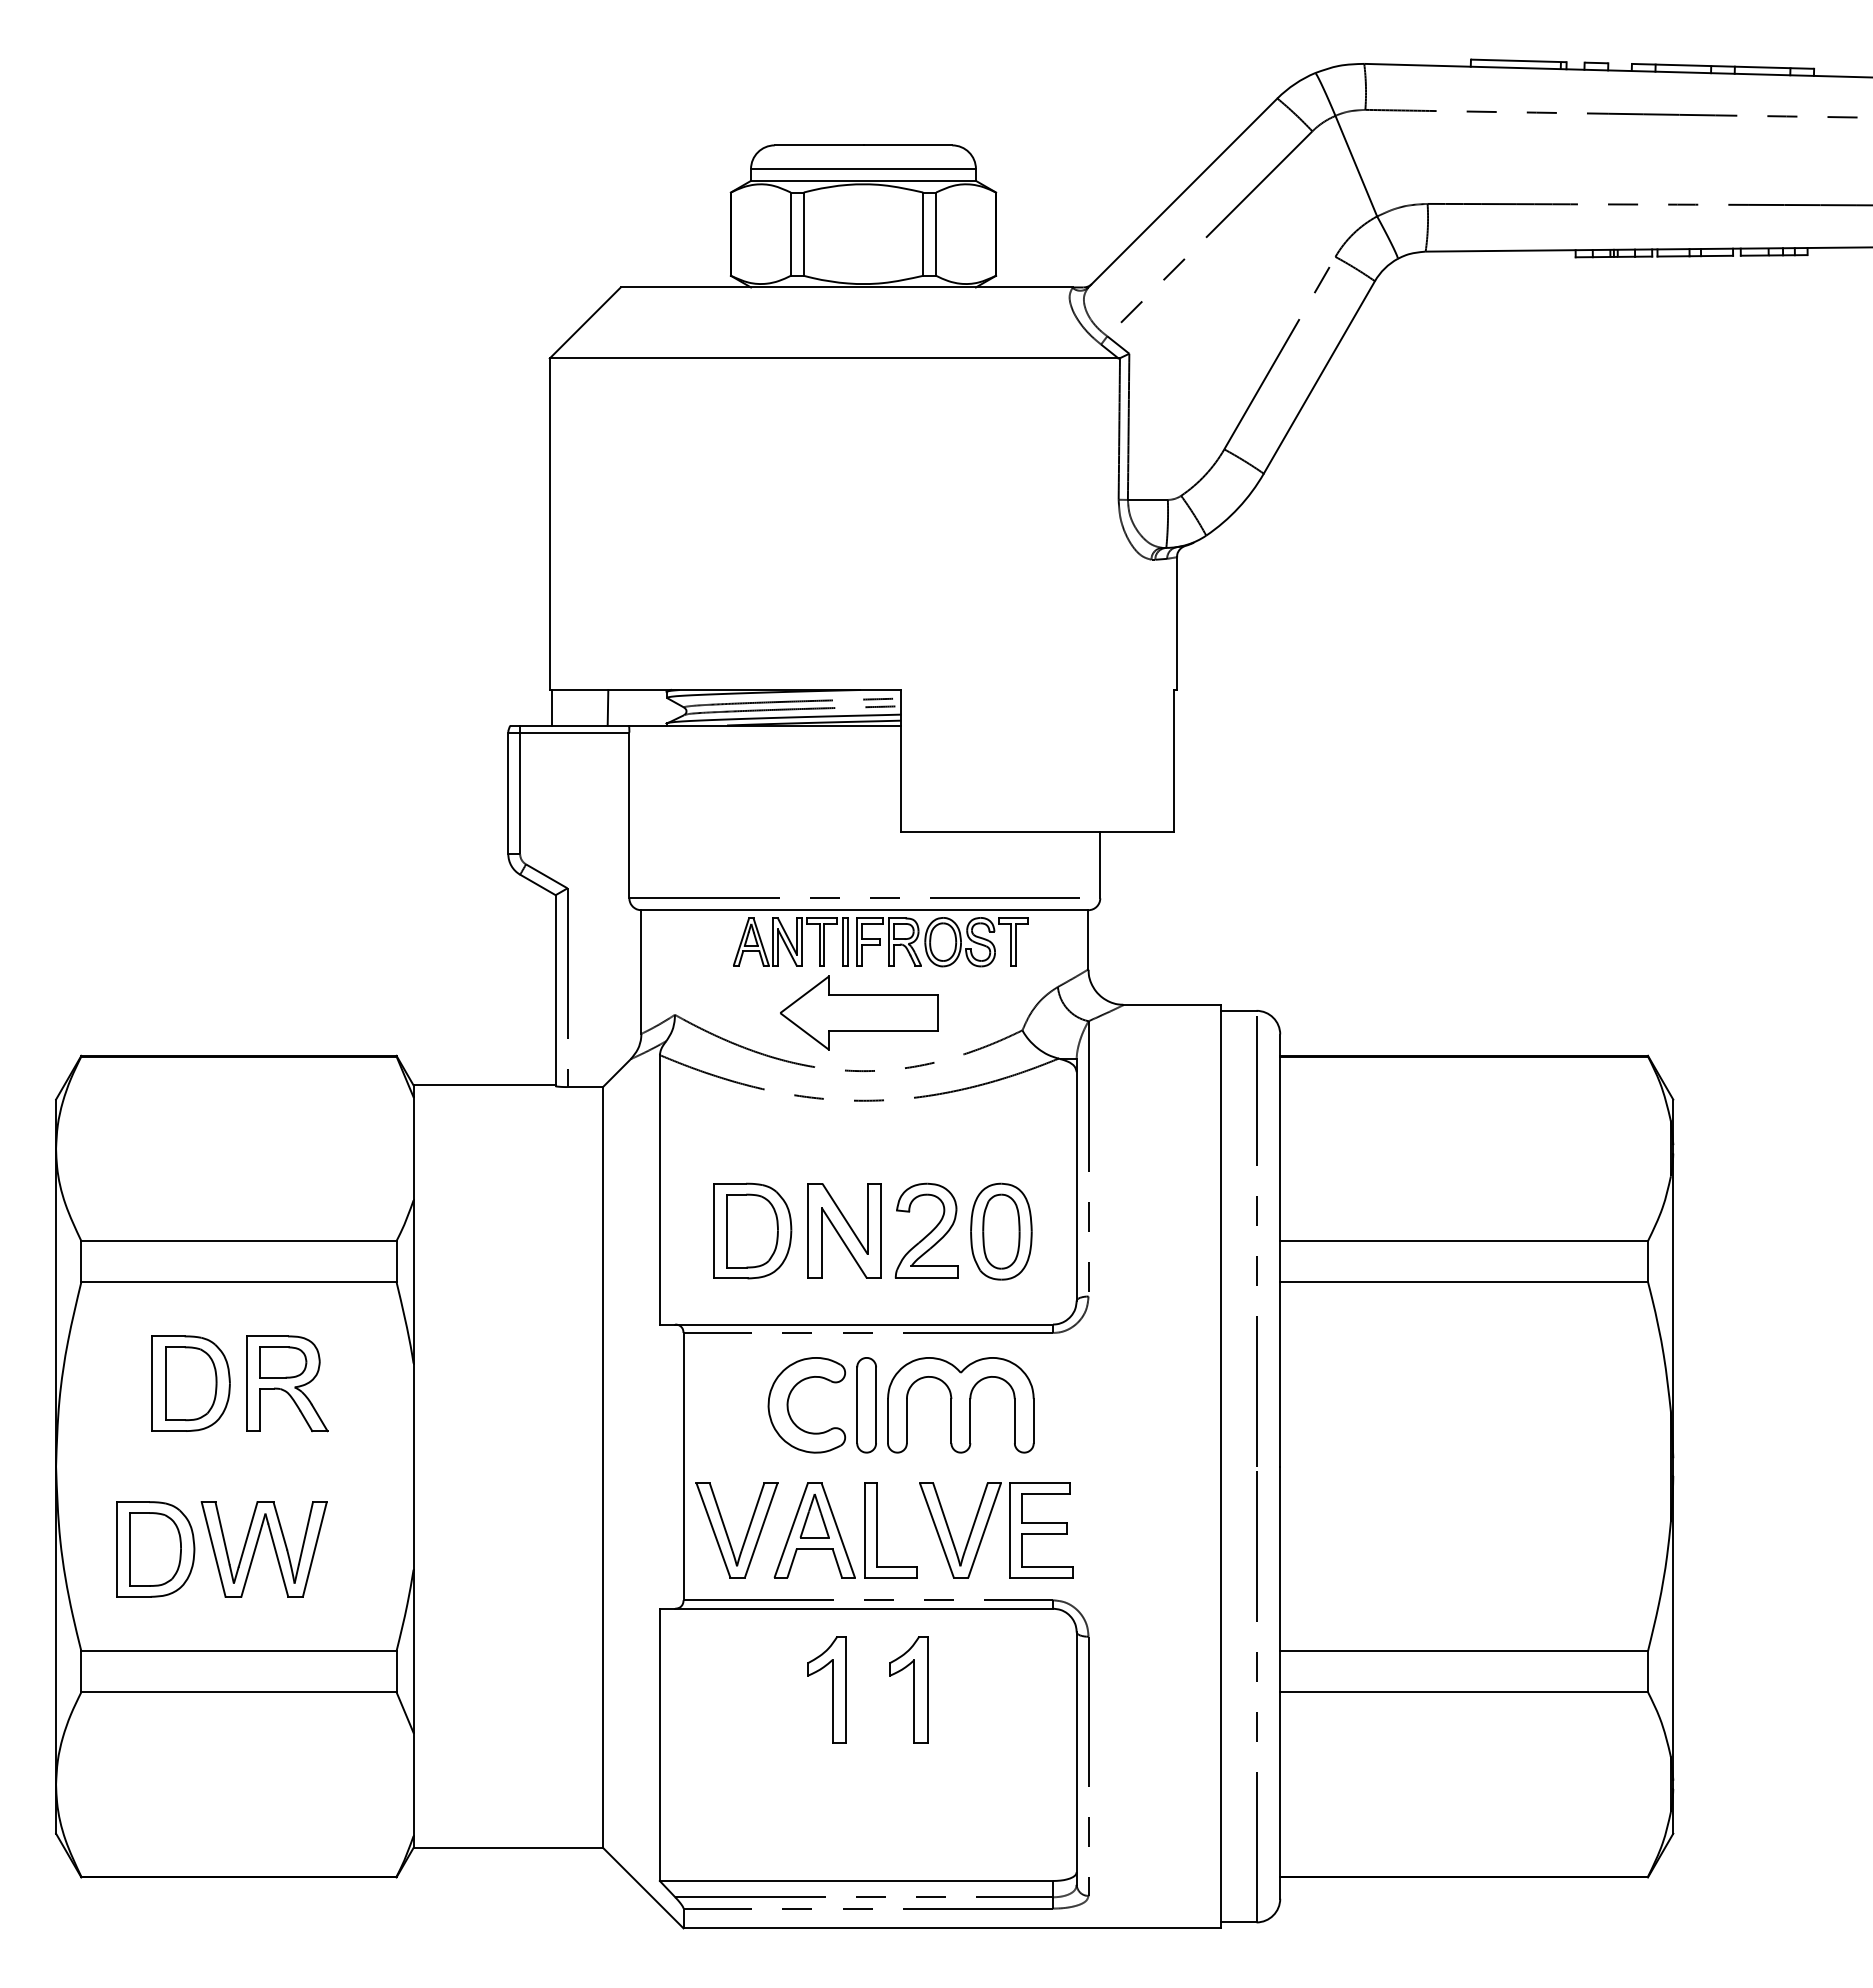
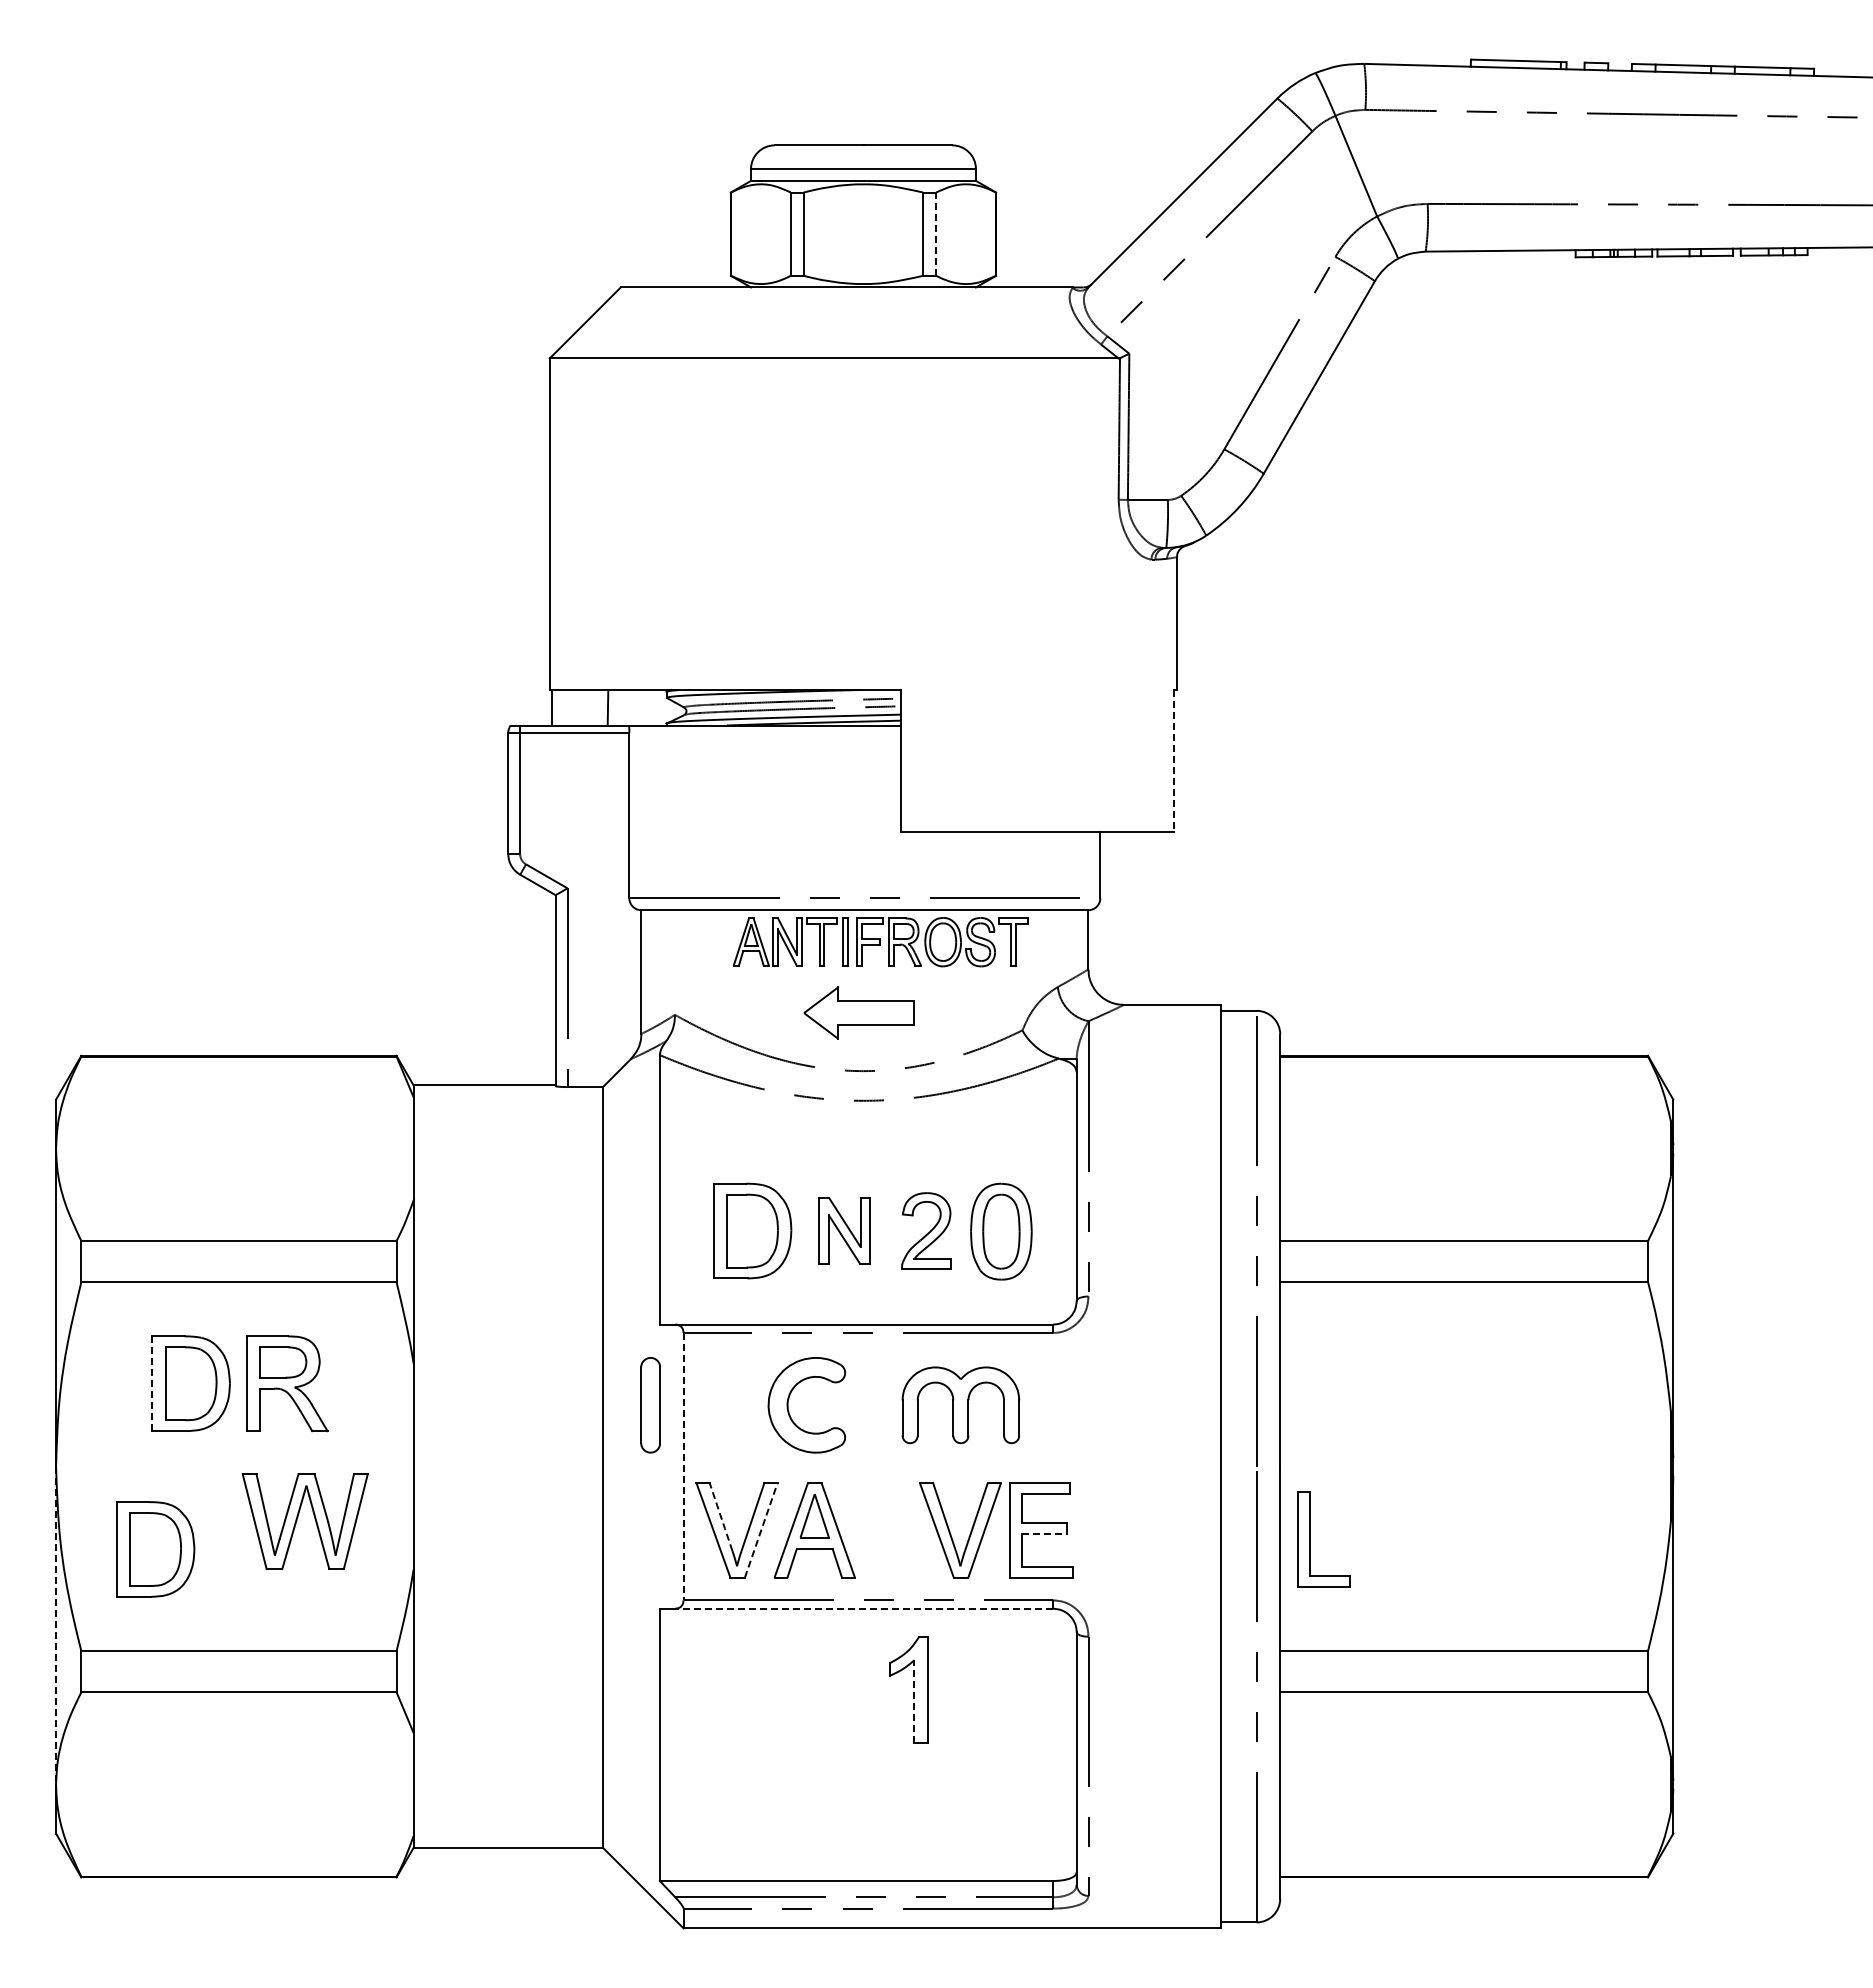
line: solid -> dashed (936, 234)
line: solid -> dashed (1174, 761)
part size: 159x76 px -> 112x54 px (858, 1012)
part size: 75x96 px -> 53x68 px (844, 1230)
part size: 65x97 px -> 51x78 px (926, 1230)
line: solid -> dashed (152, 1383)
part position: (866, 1405) -> (650, 1405) (650, 1405)
part size: 148x97 px -> 120x79 px (960, 1405)
line: solid -> dashed (683, 1466)
line: solid -> dashed (721, 1517)
line: solid -> dashed (761, 1530)
part position: (877, 1530) -> (1310, 1539) (1310, 1539)
line: solid -> dashed (1044, 1534)
part position: (256, 1548) -> (297, 1520) (297, 1520)
line: solid -> dashed (864, 1608)
line: solid -> dashed (56, 1625)
part: present -> none (826, 1689)
line: solid -> dashed (914, 1701)
